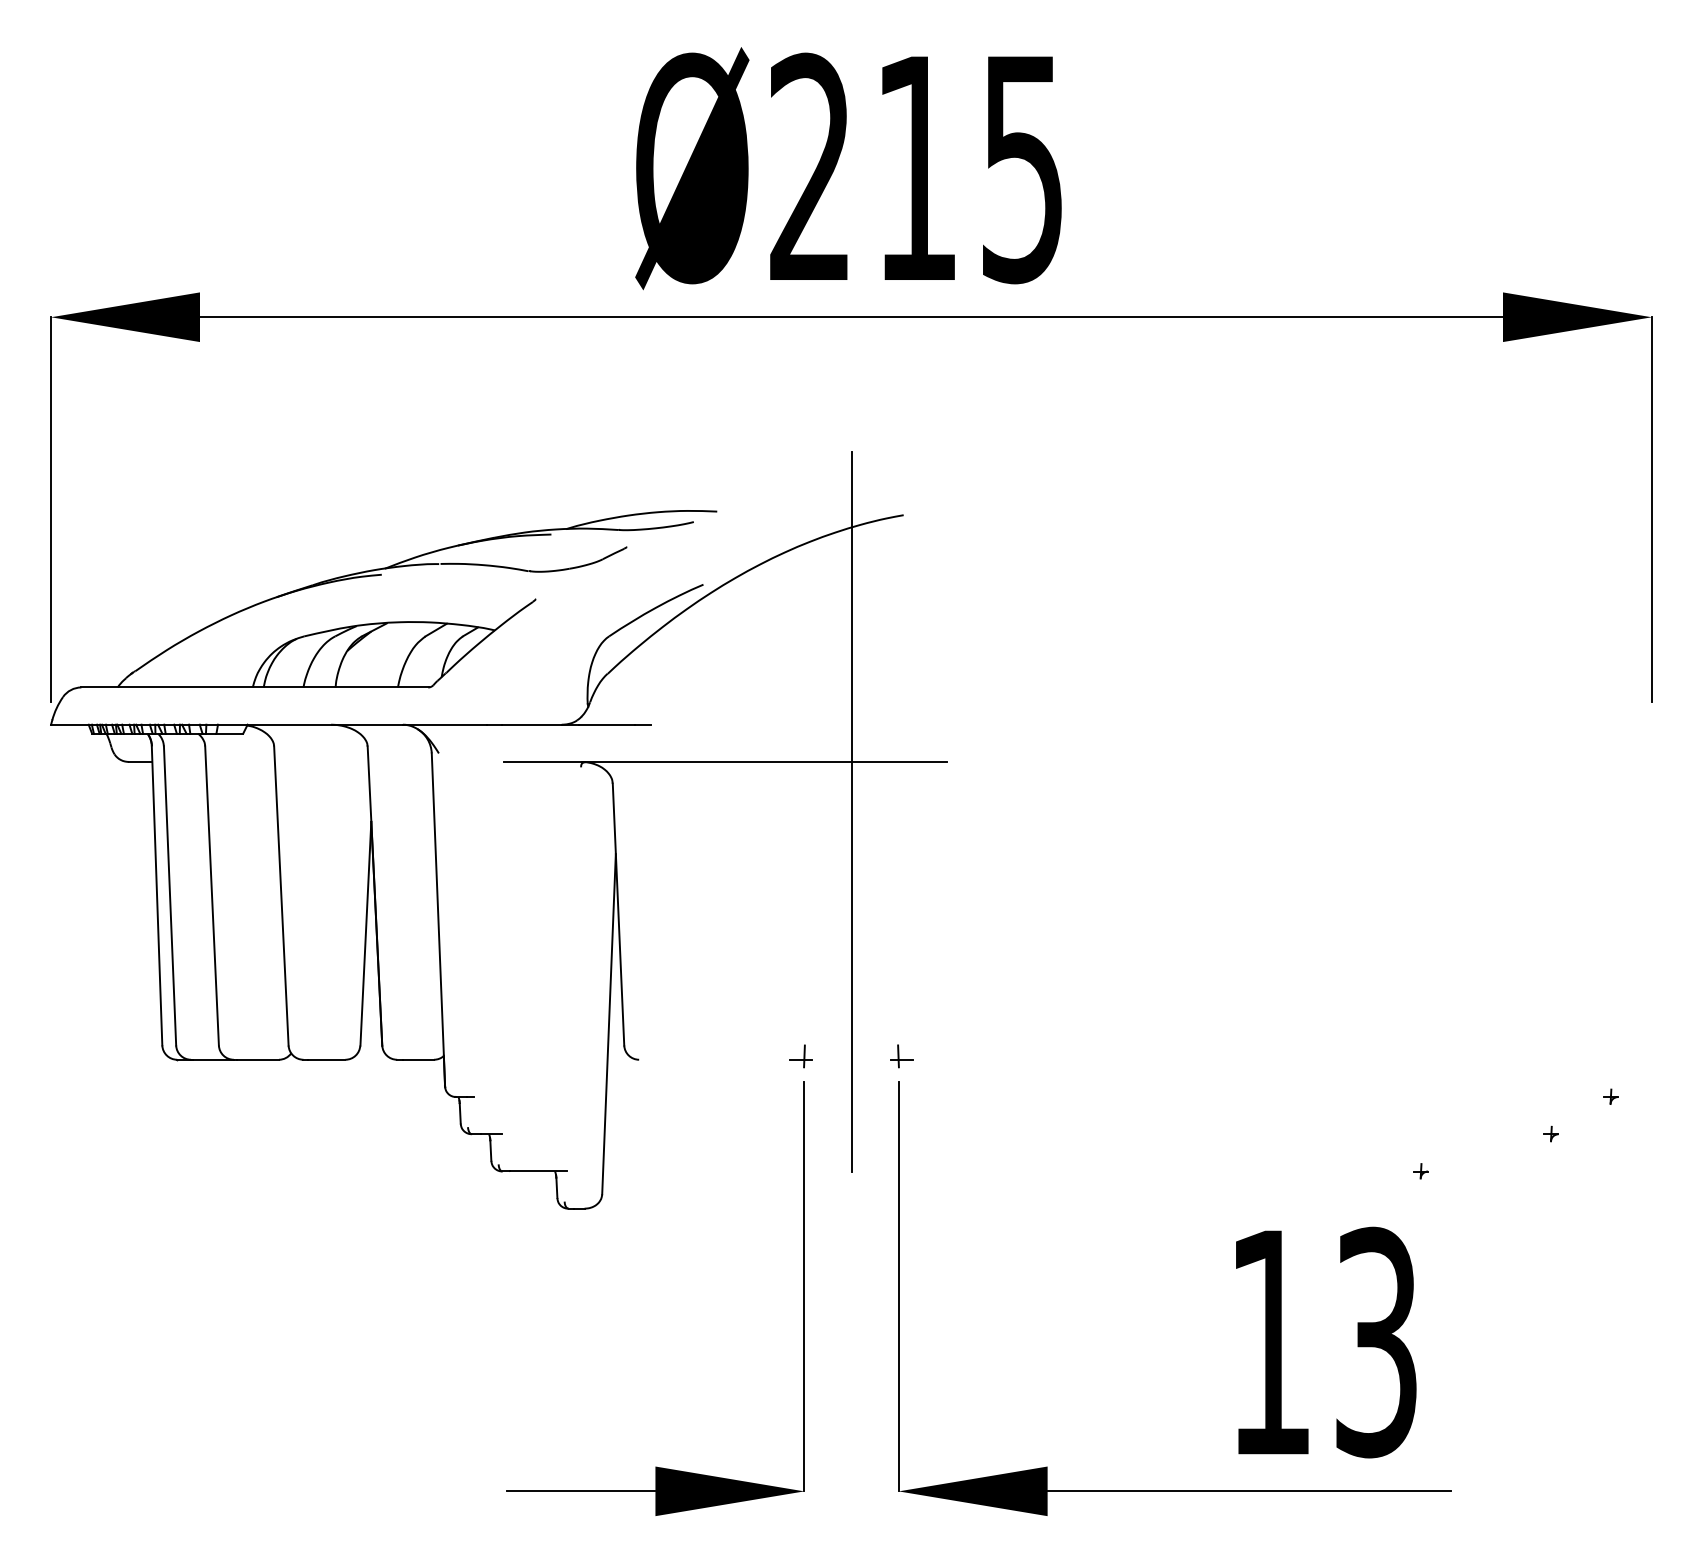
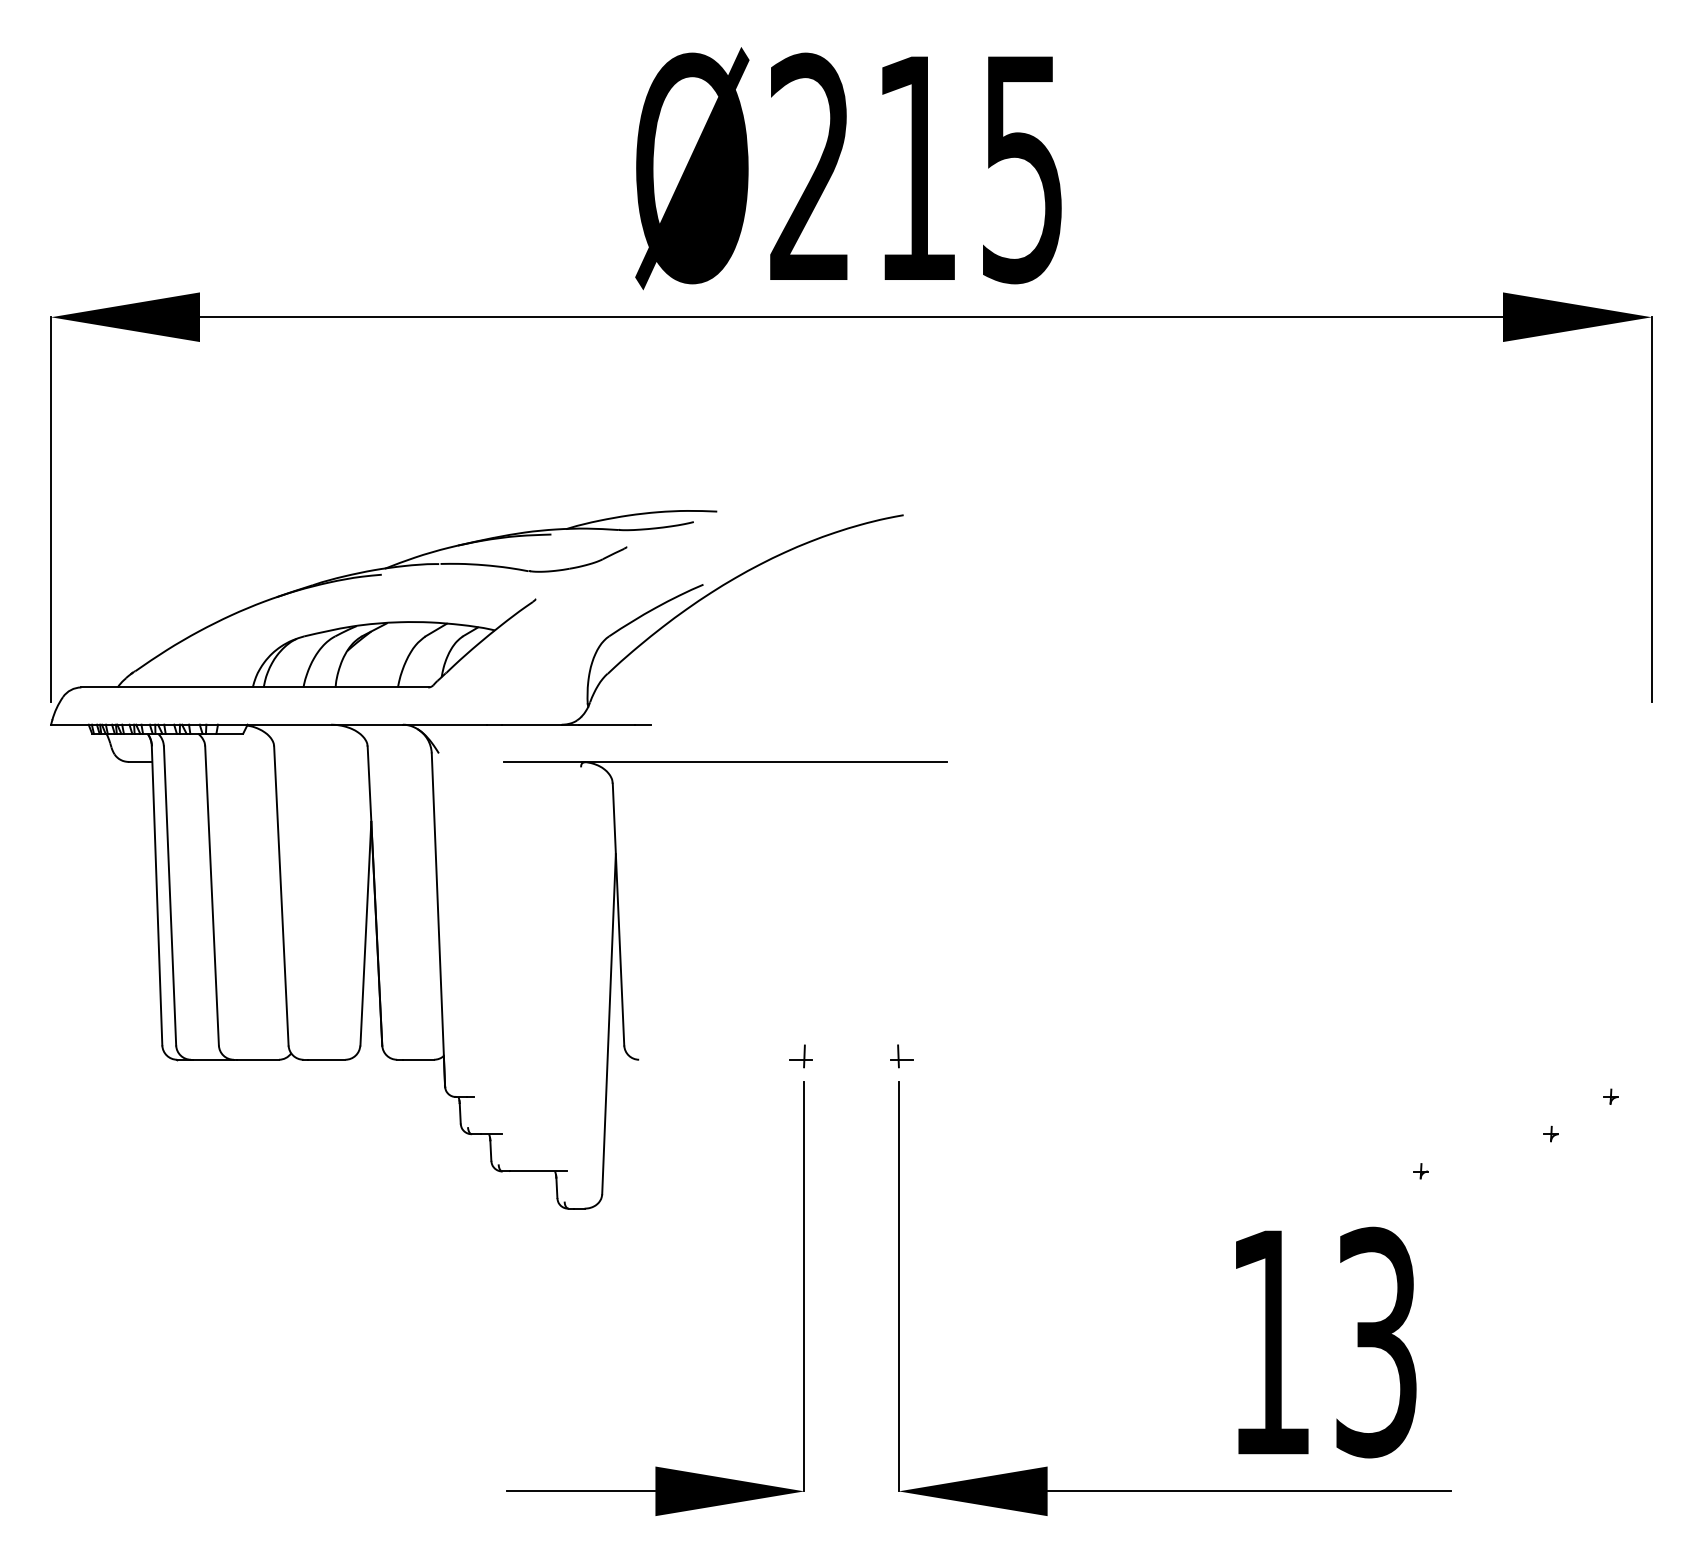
line: present -> none (851, 811)
